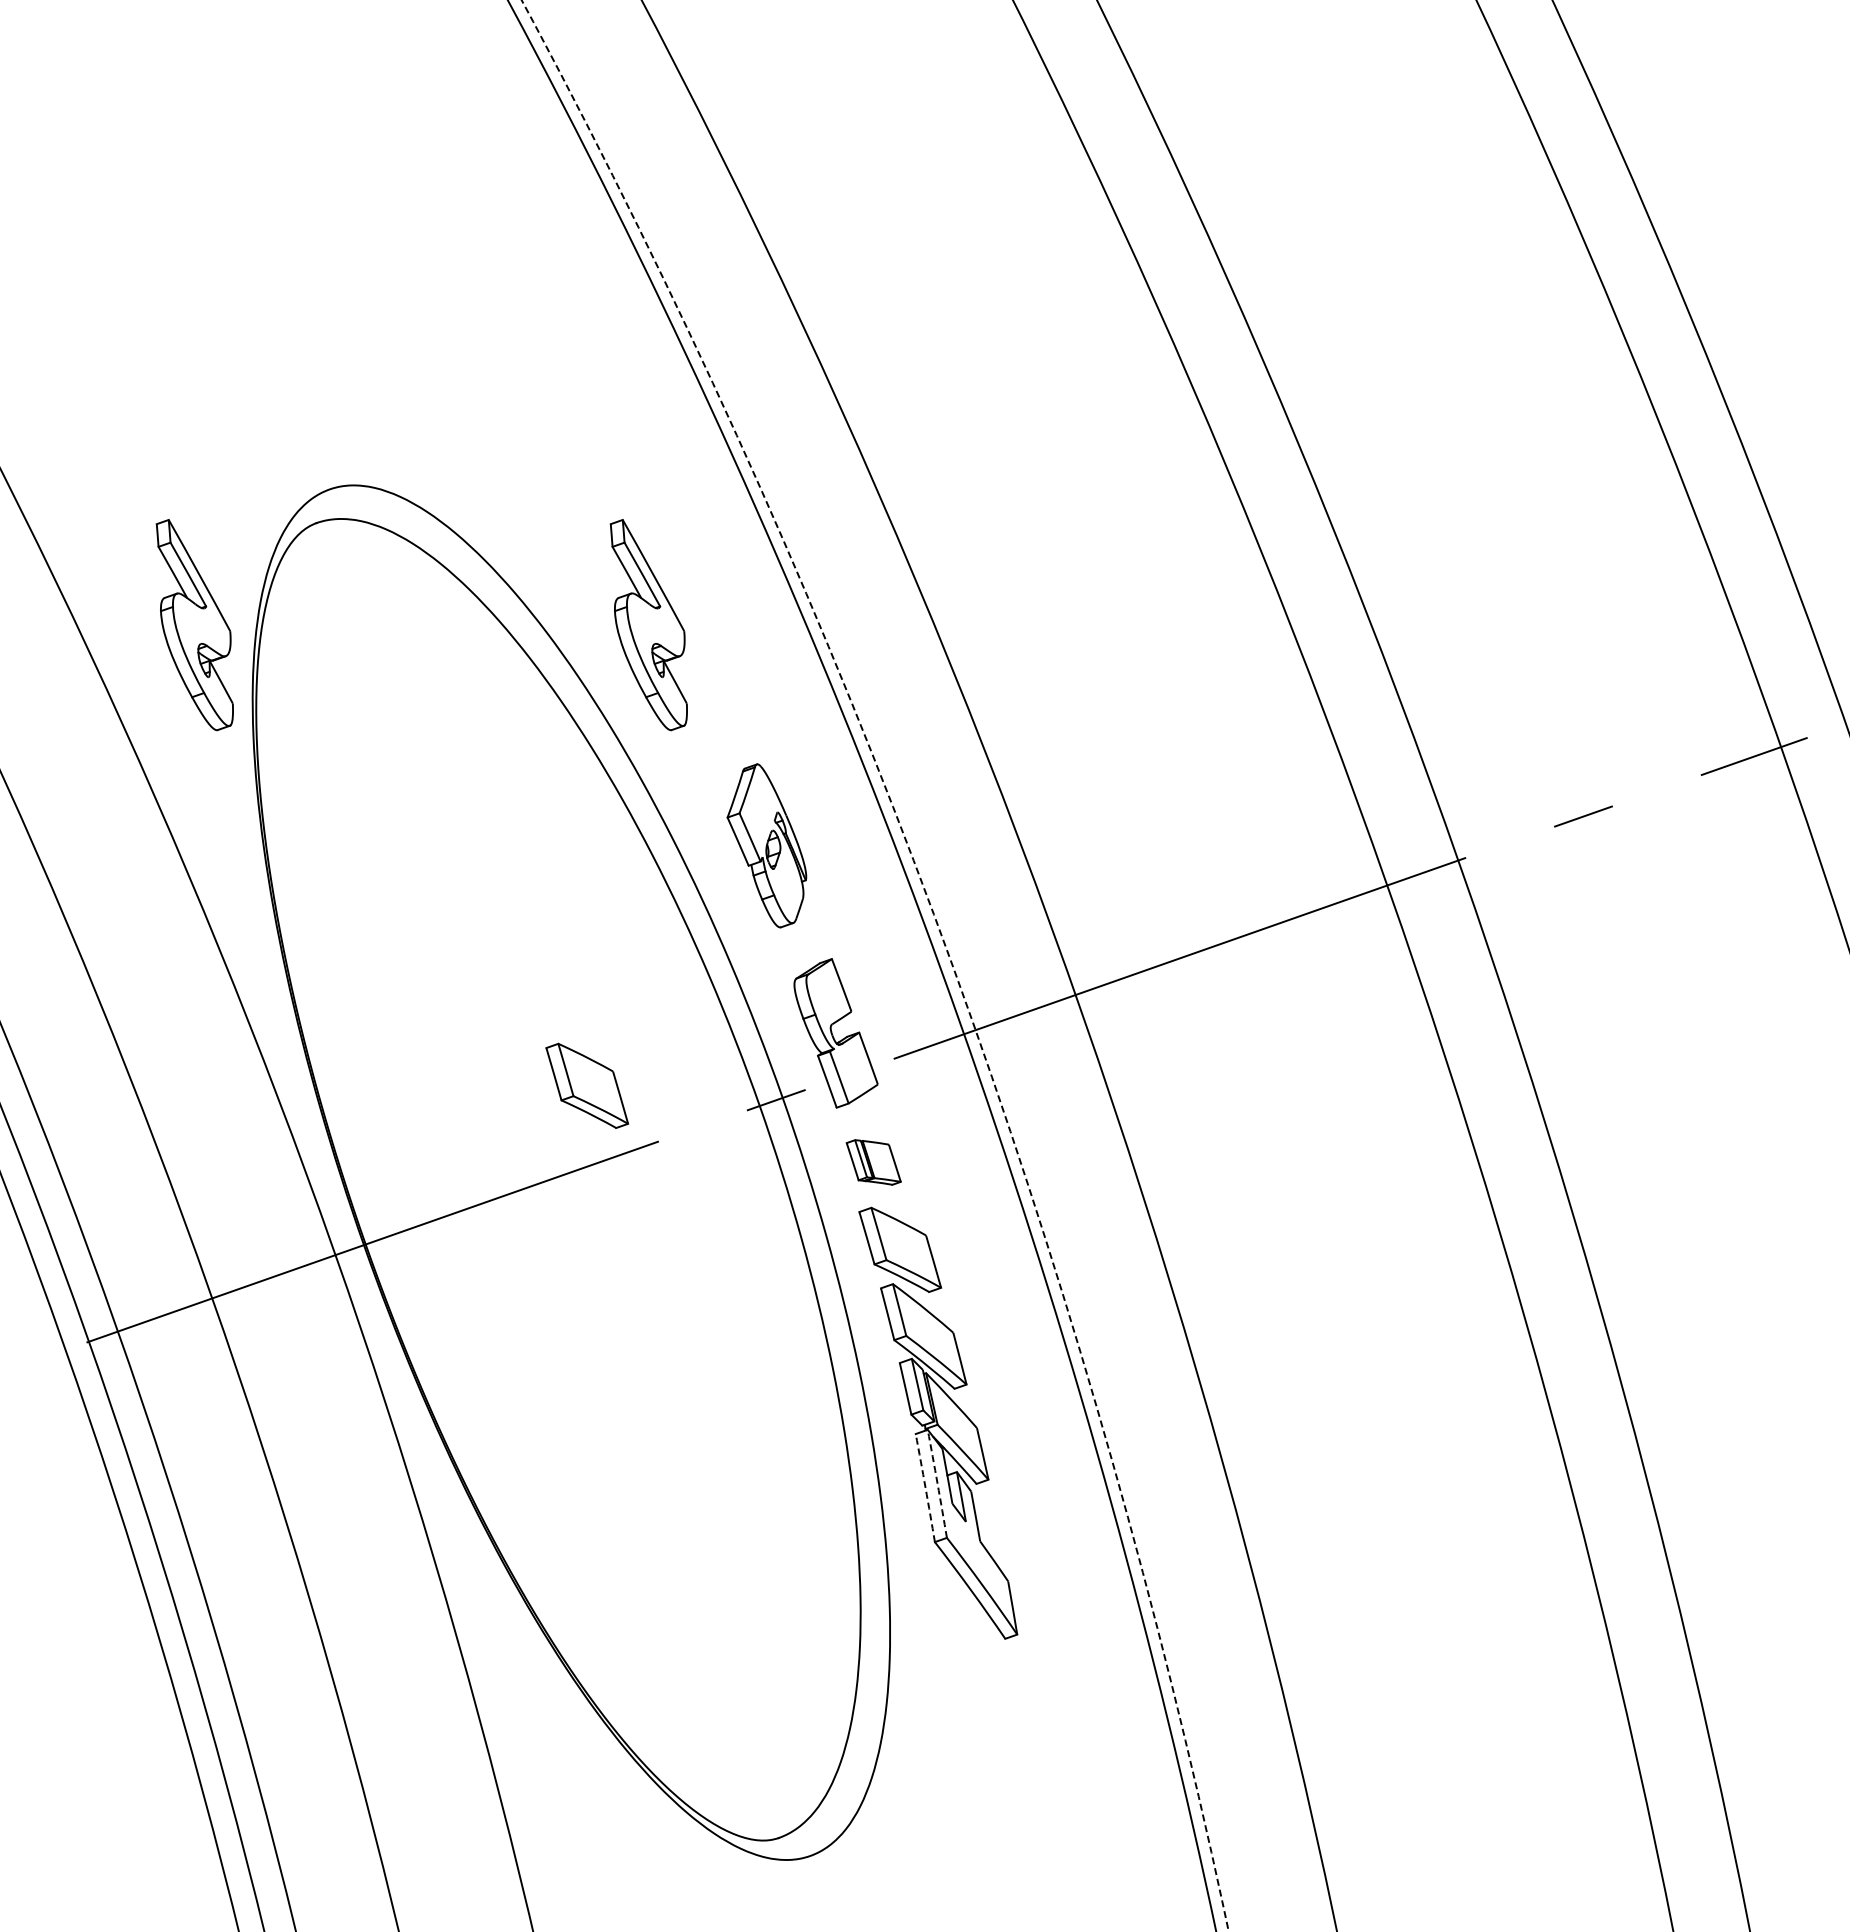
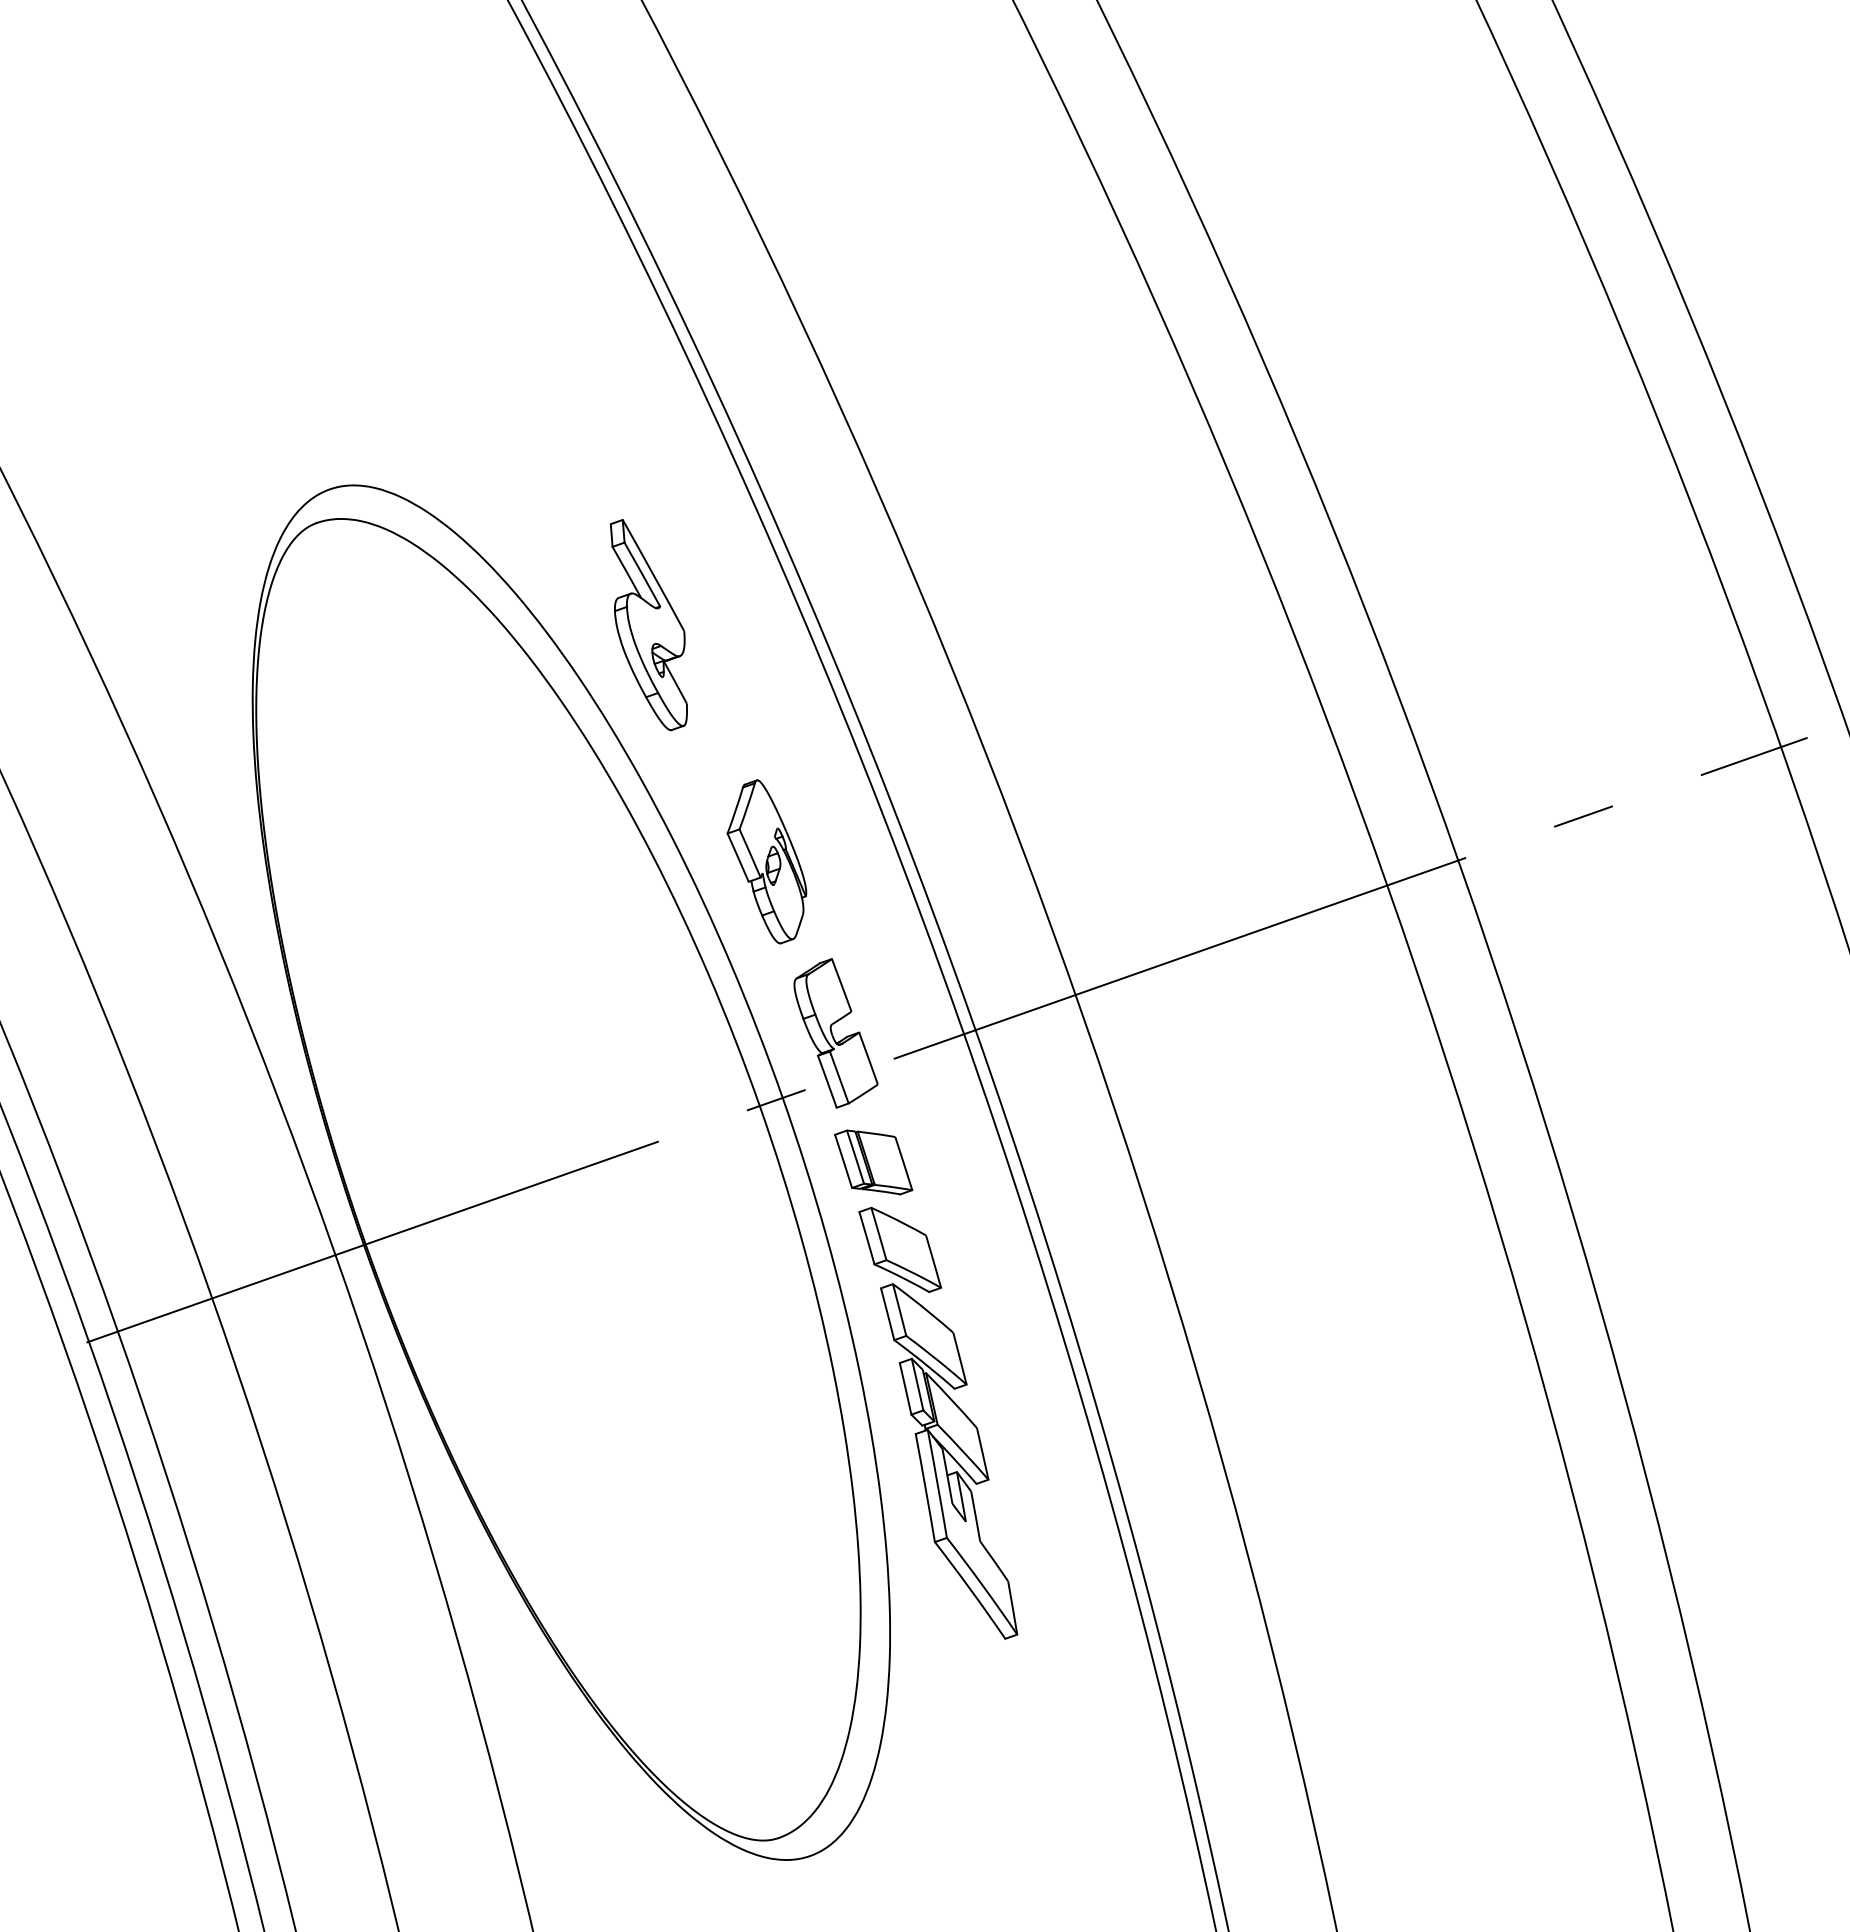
part: present -> none (194, 625)
part position: (766, 845) -> (766, 861) (766, 861)
arc: dashed -> solid (943, 940)
part: present -> none (587, 1085)
part size: 57x47 px -> 80x67 px (873, 1162)
arc: dashed -> solid (937, 1483)
arc: dashed -> solid (925, 1488)
